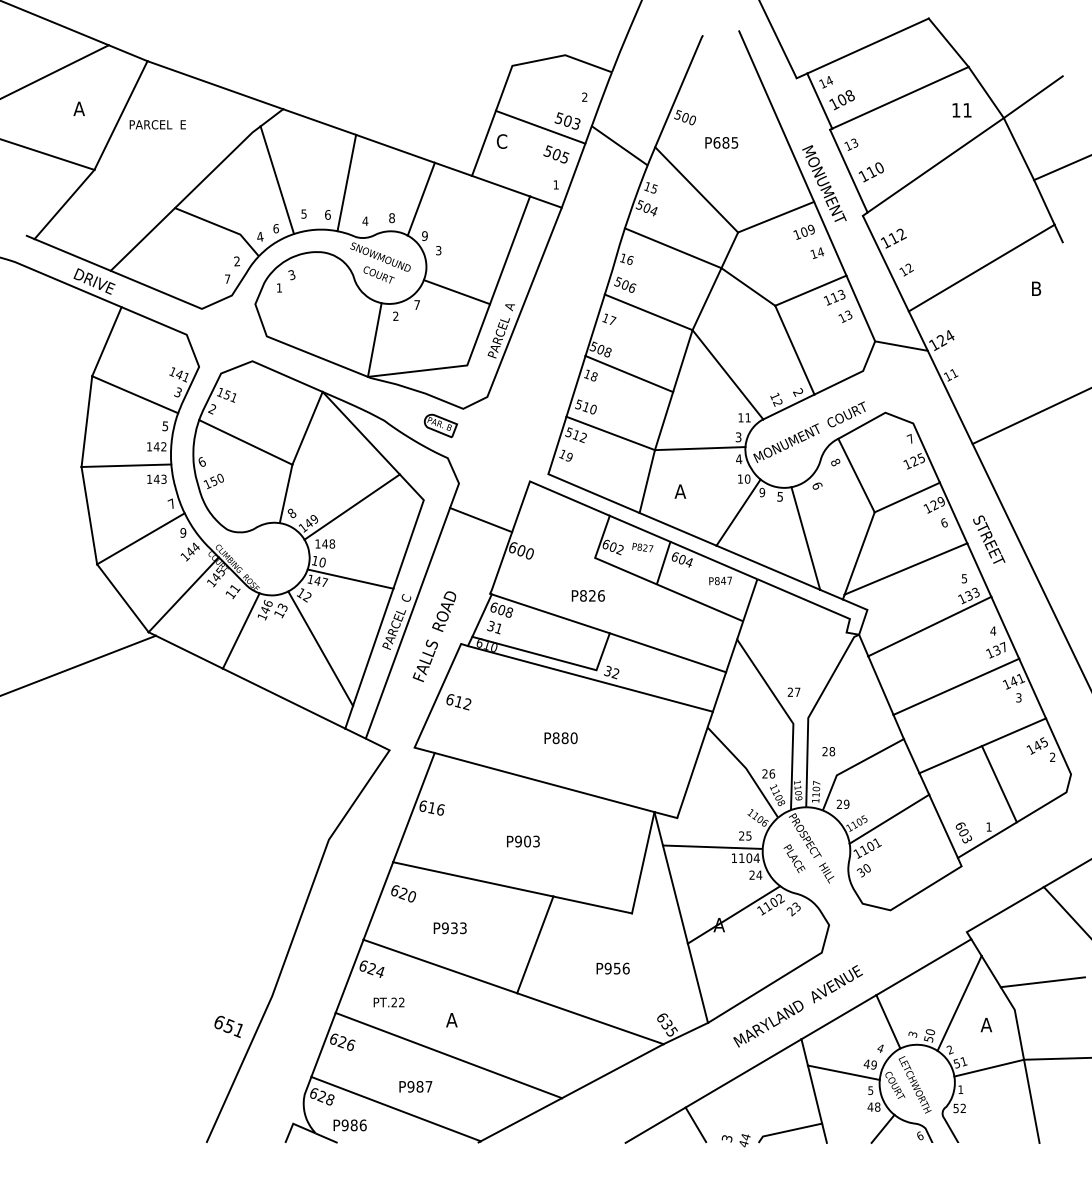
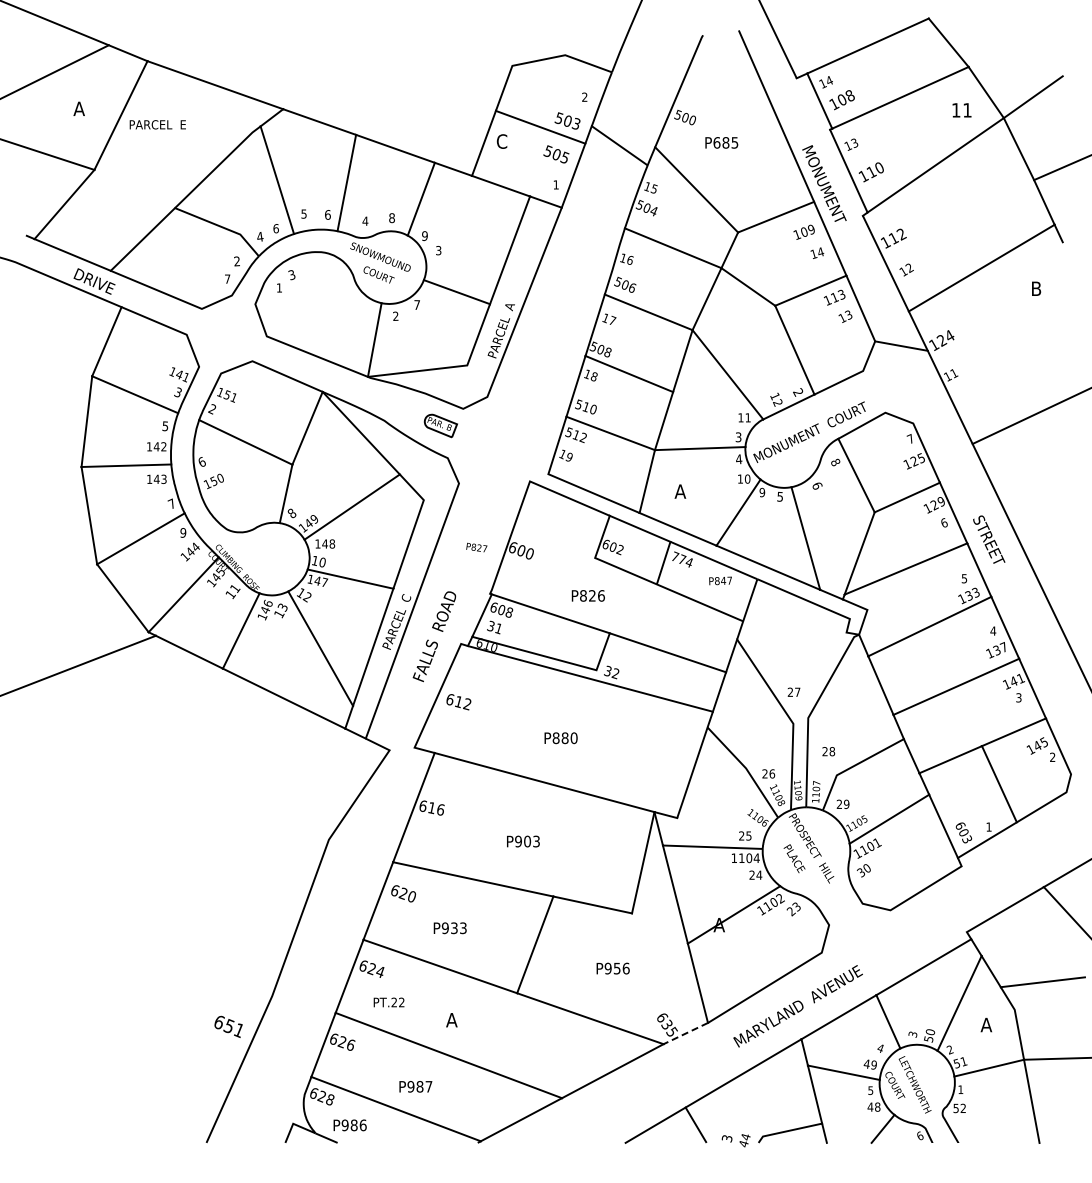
line: present -> none (481, 520)
text position: (642, 547) -> (476, 547) (476, 547)
text: 604 -> 774 (678, 557)
line: solid -> dashed (685, 1033)
